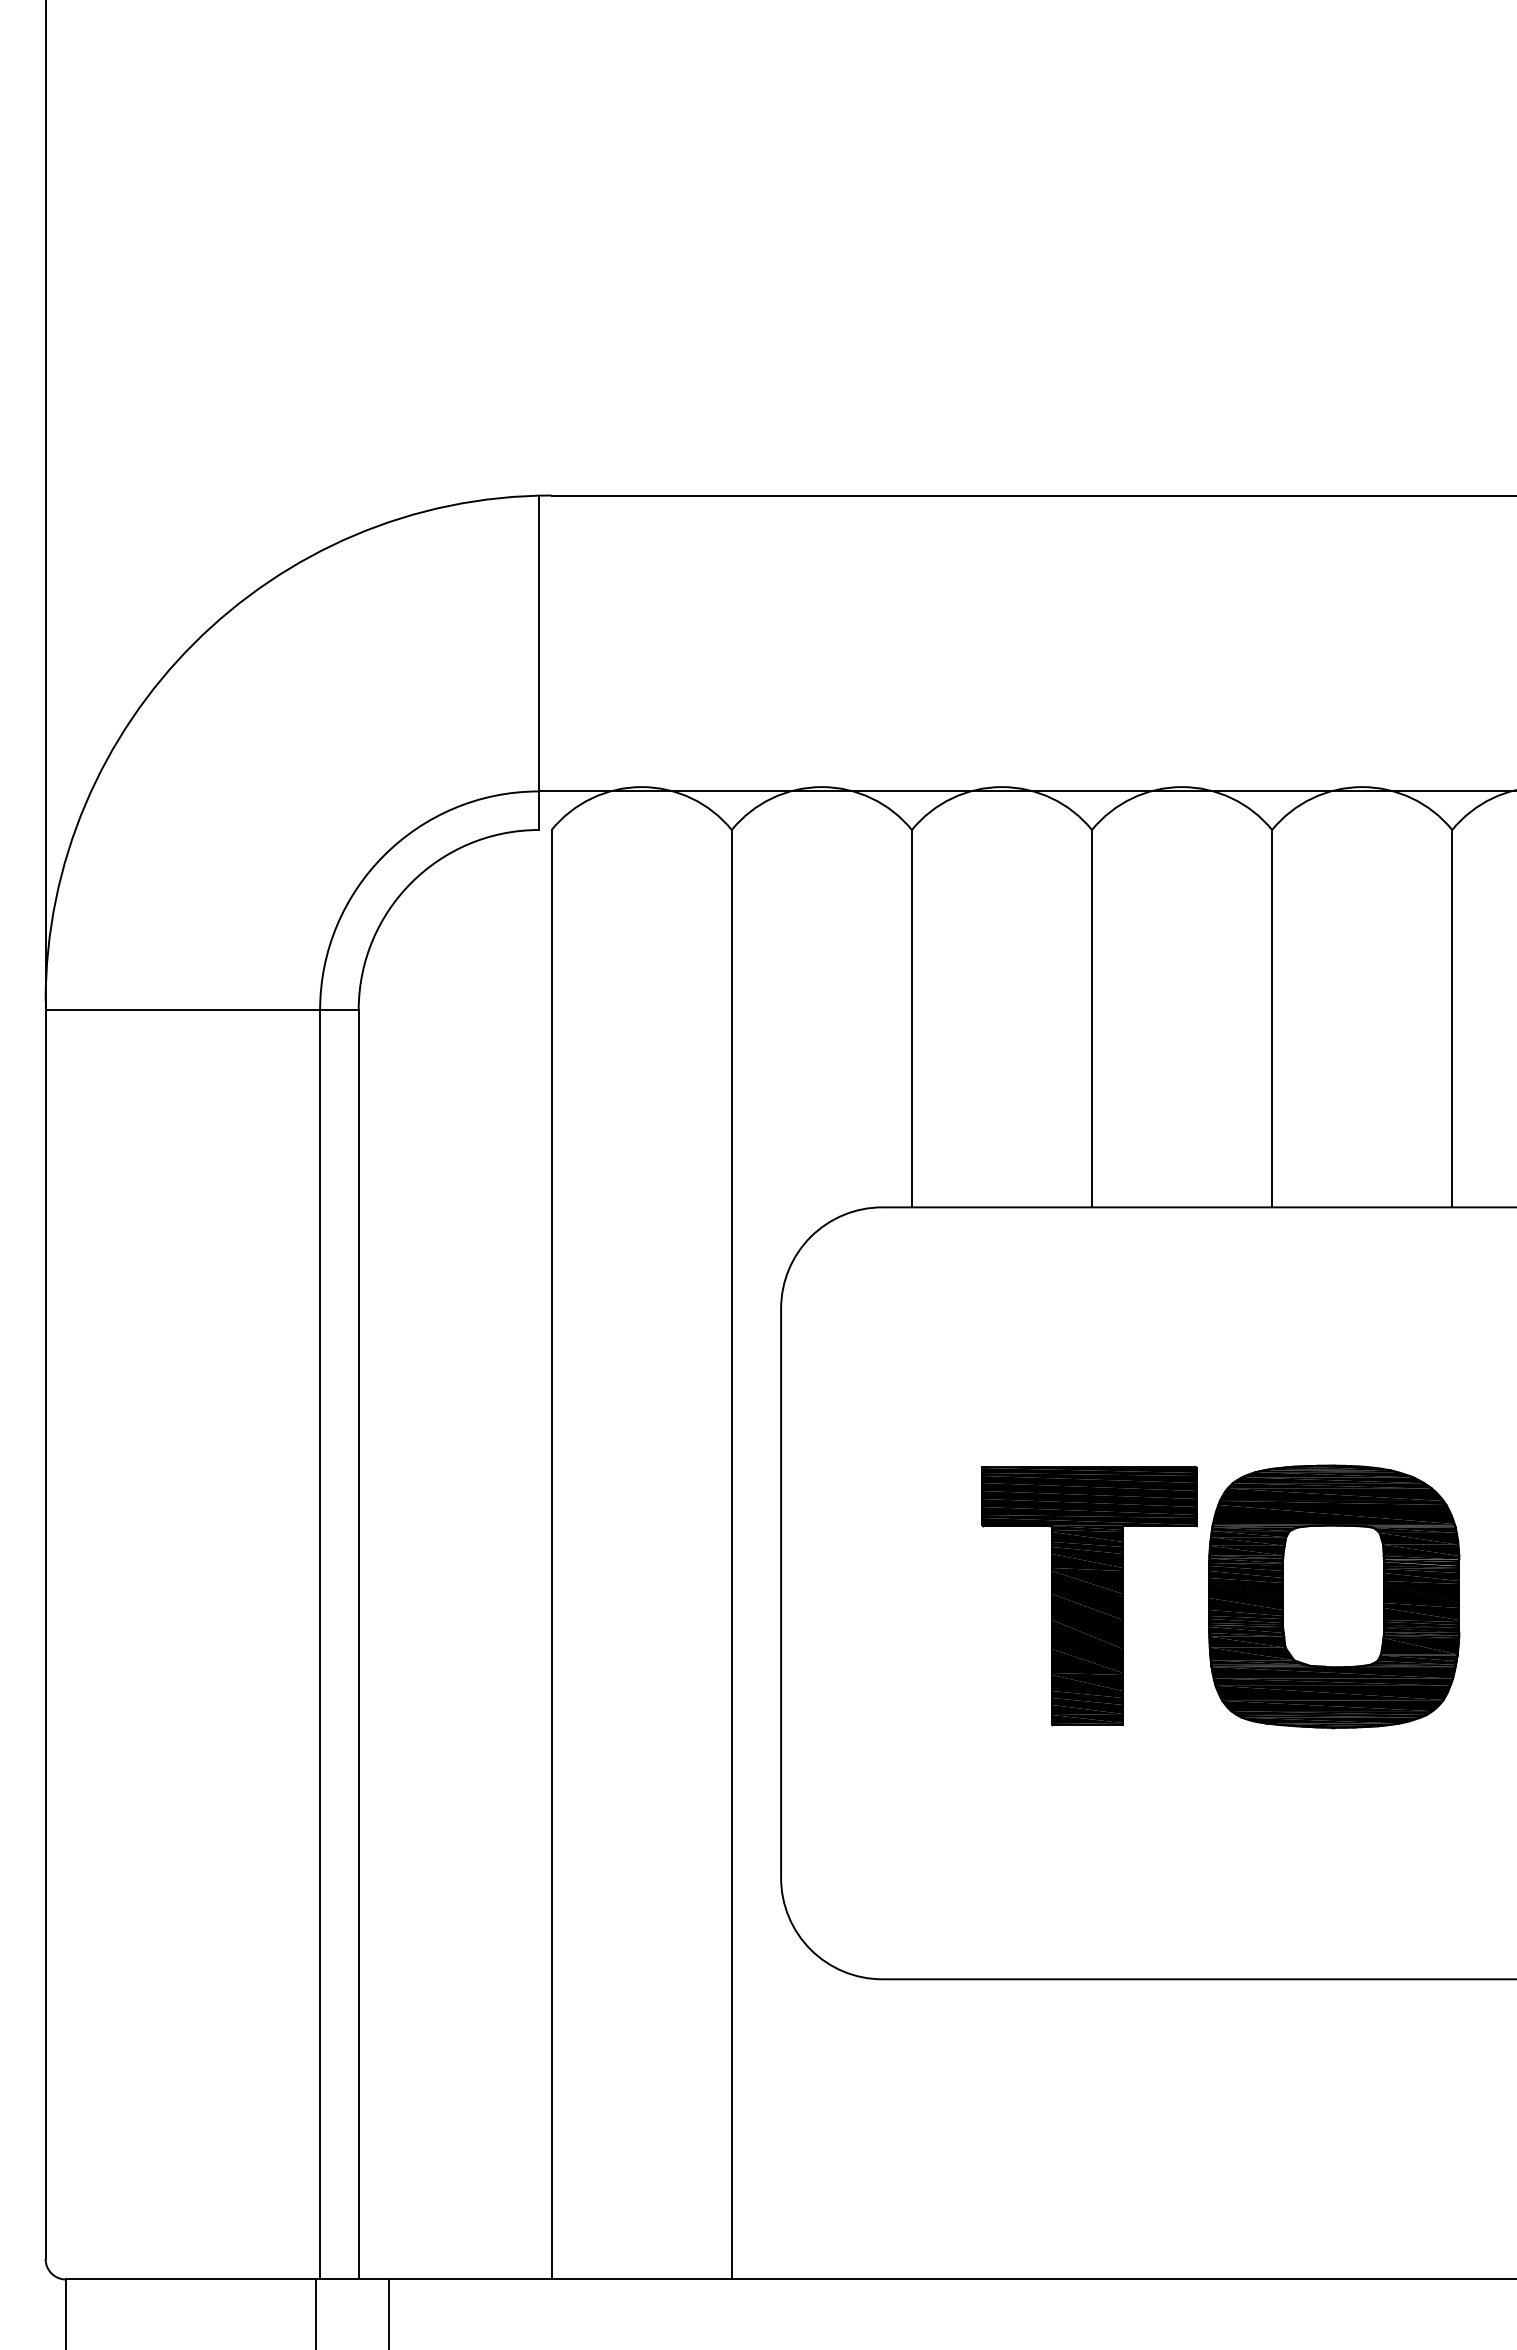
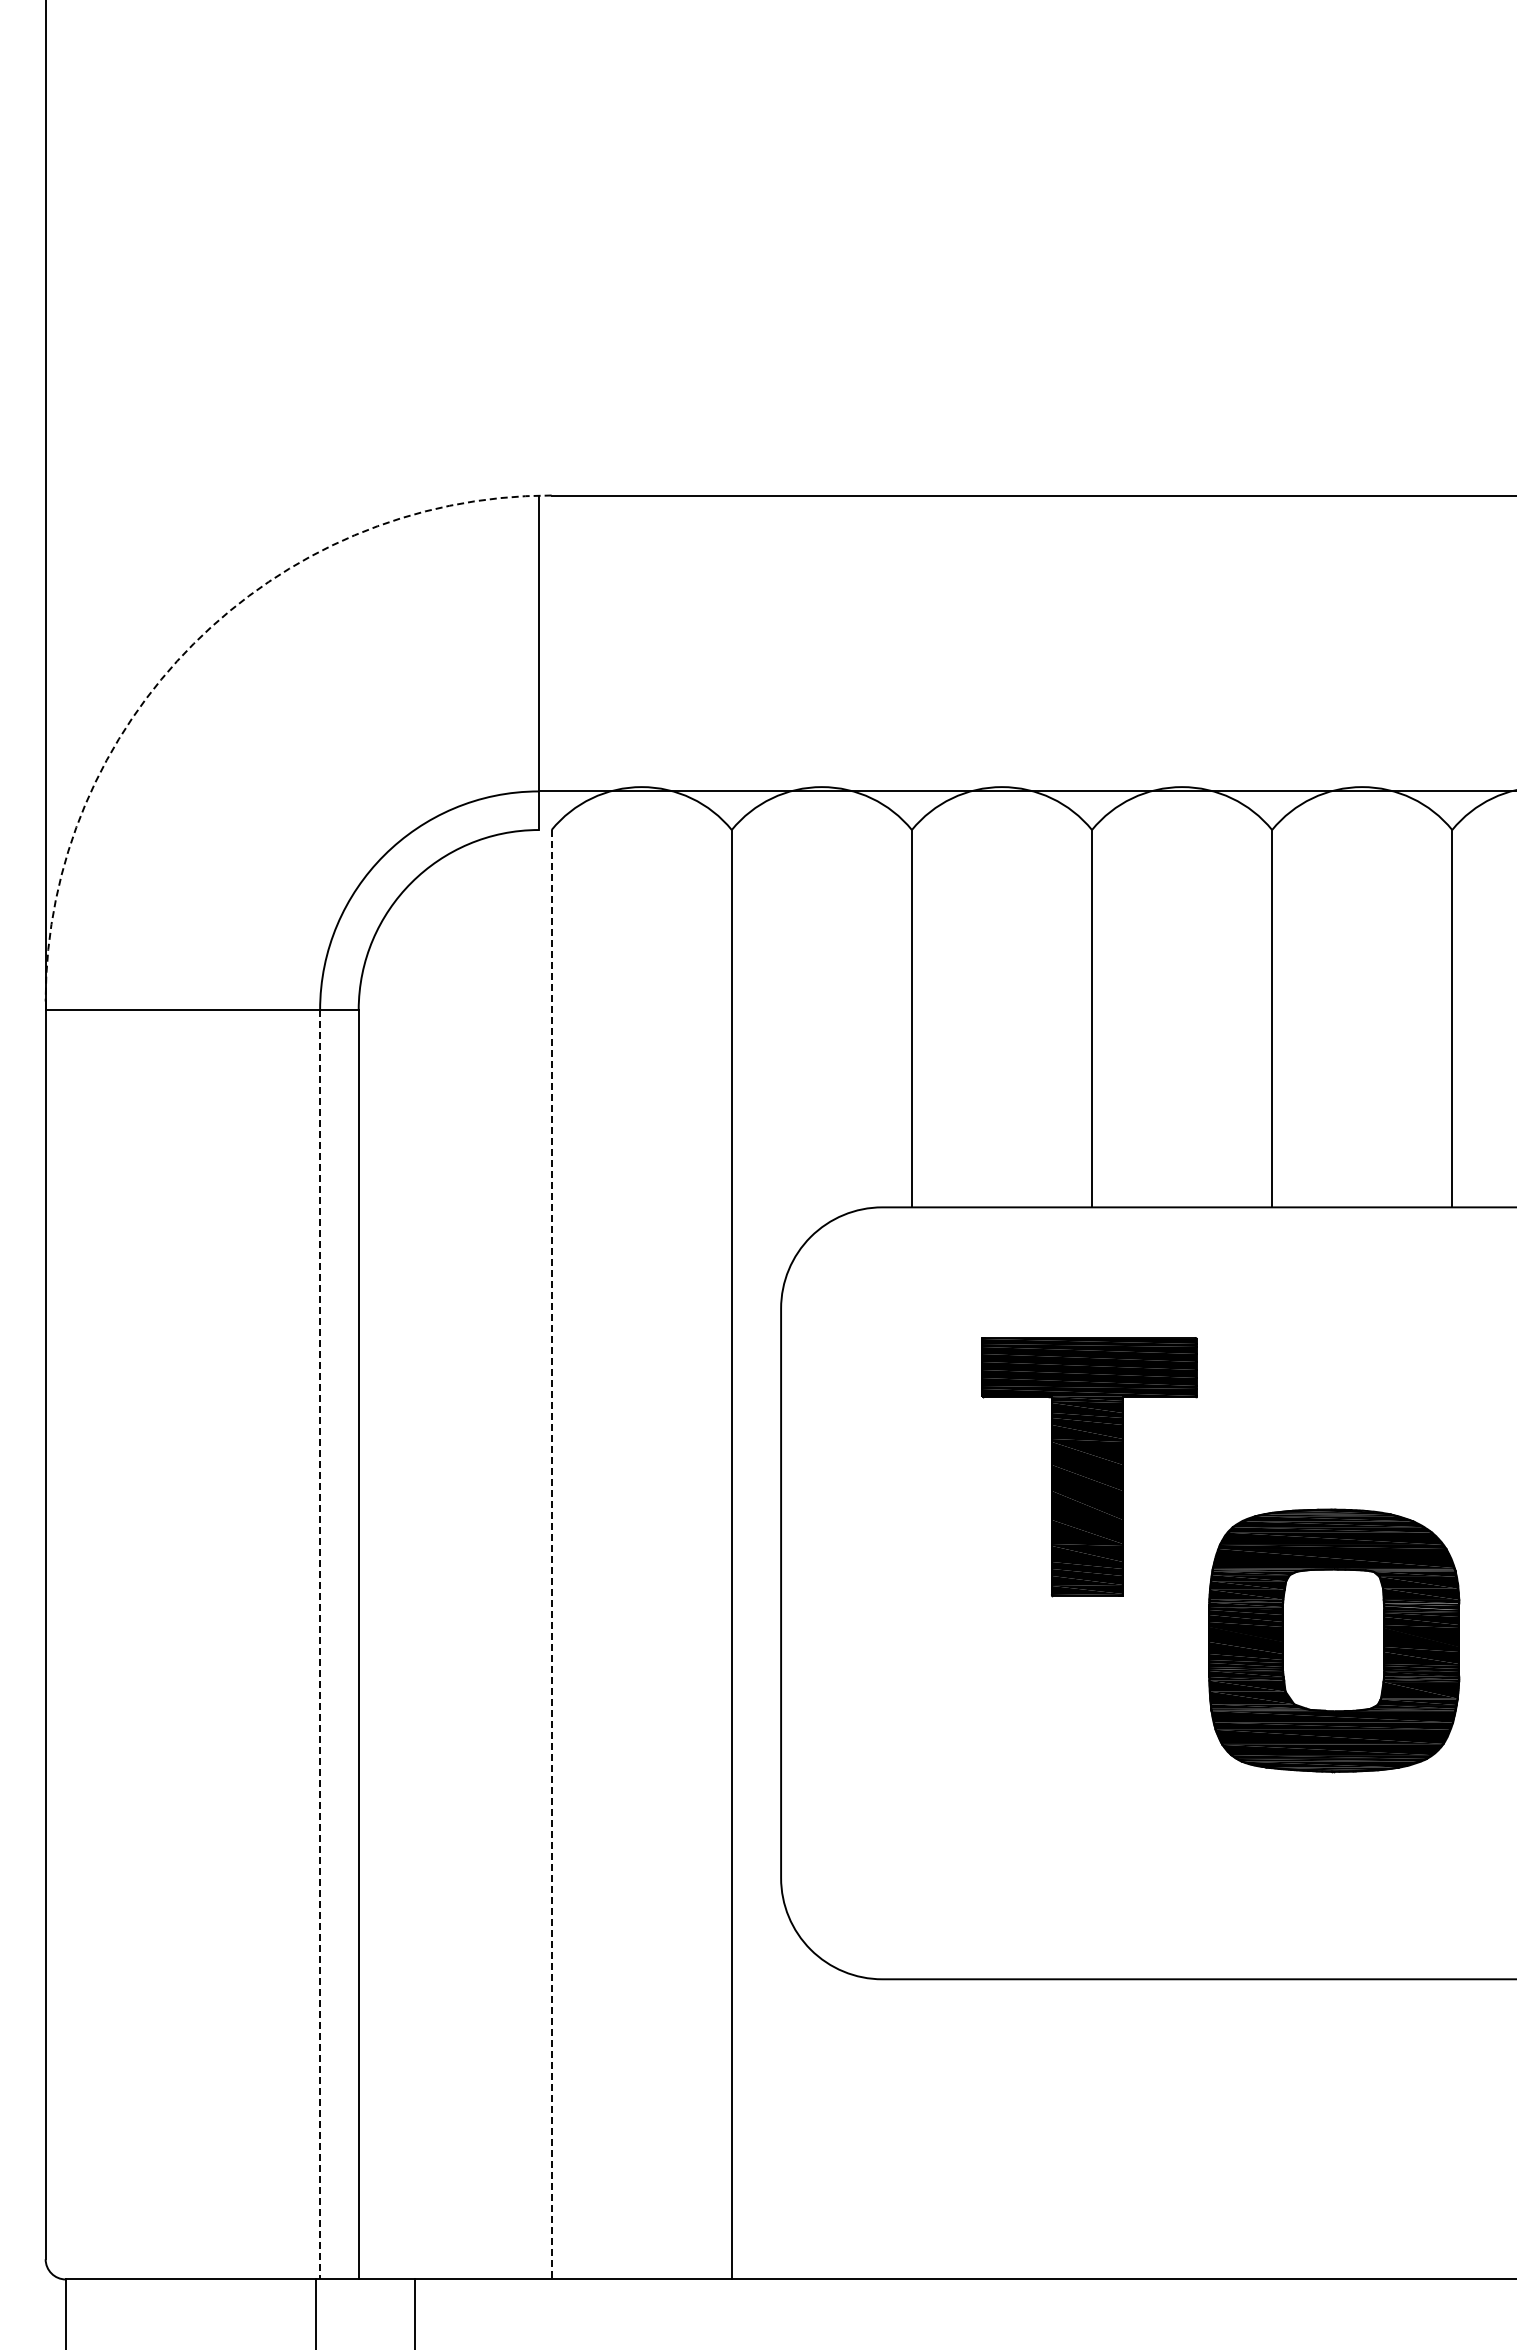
arc: solid -> dashed (193, 643)
line: solid -> dashed (551, 1554)
part position: (1089, 1596) -> (1089, 1467) (1089, 1467)
part position: (1334, 1596) -> (1334, 1640) (1334, 1640)
line: solid -> dashed (320, 1644)
line position: (388, 2312) -> (414, 2312) (414, 2312)
